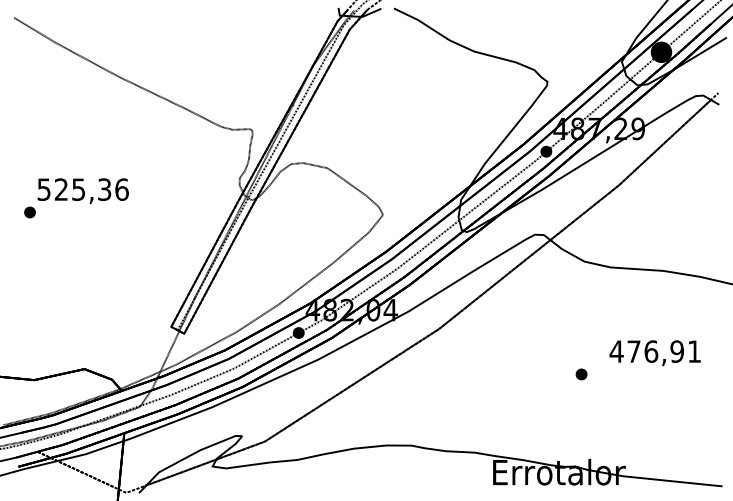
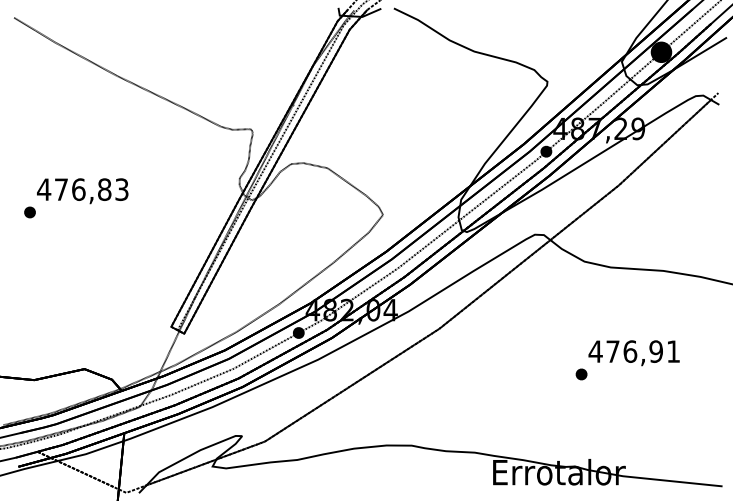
text: 525,36 -> 476,83 (82, 189)
text position: (654, 353) -> (633, 353) (633, 353)
